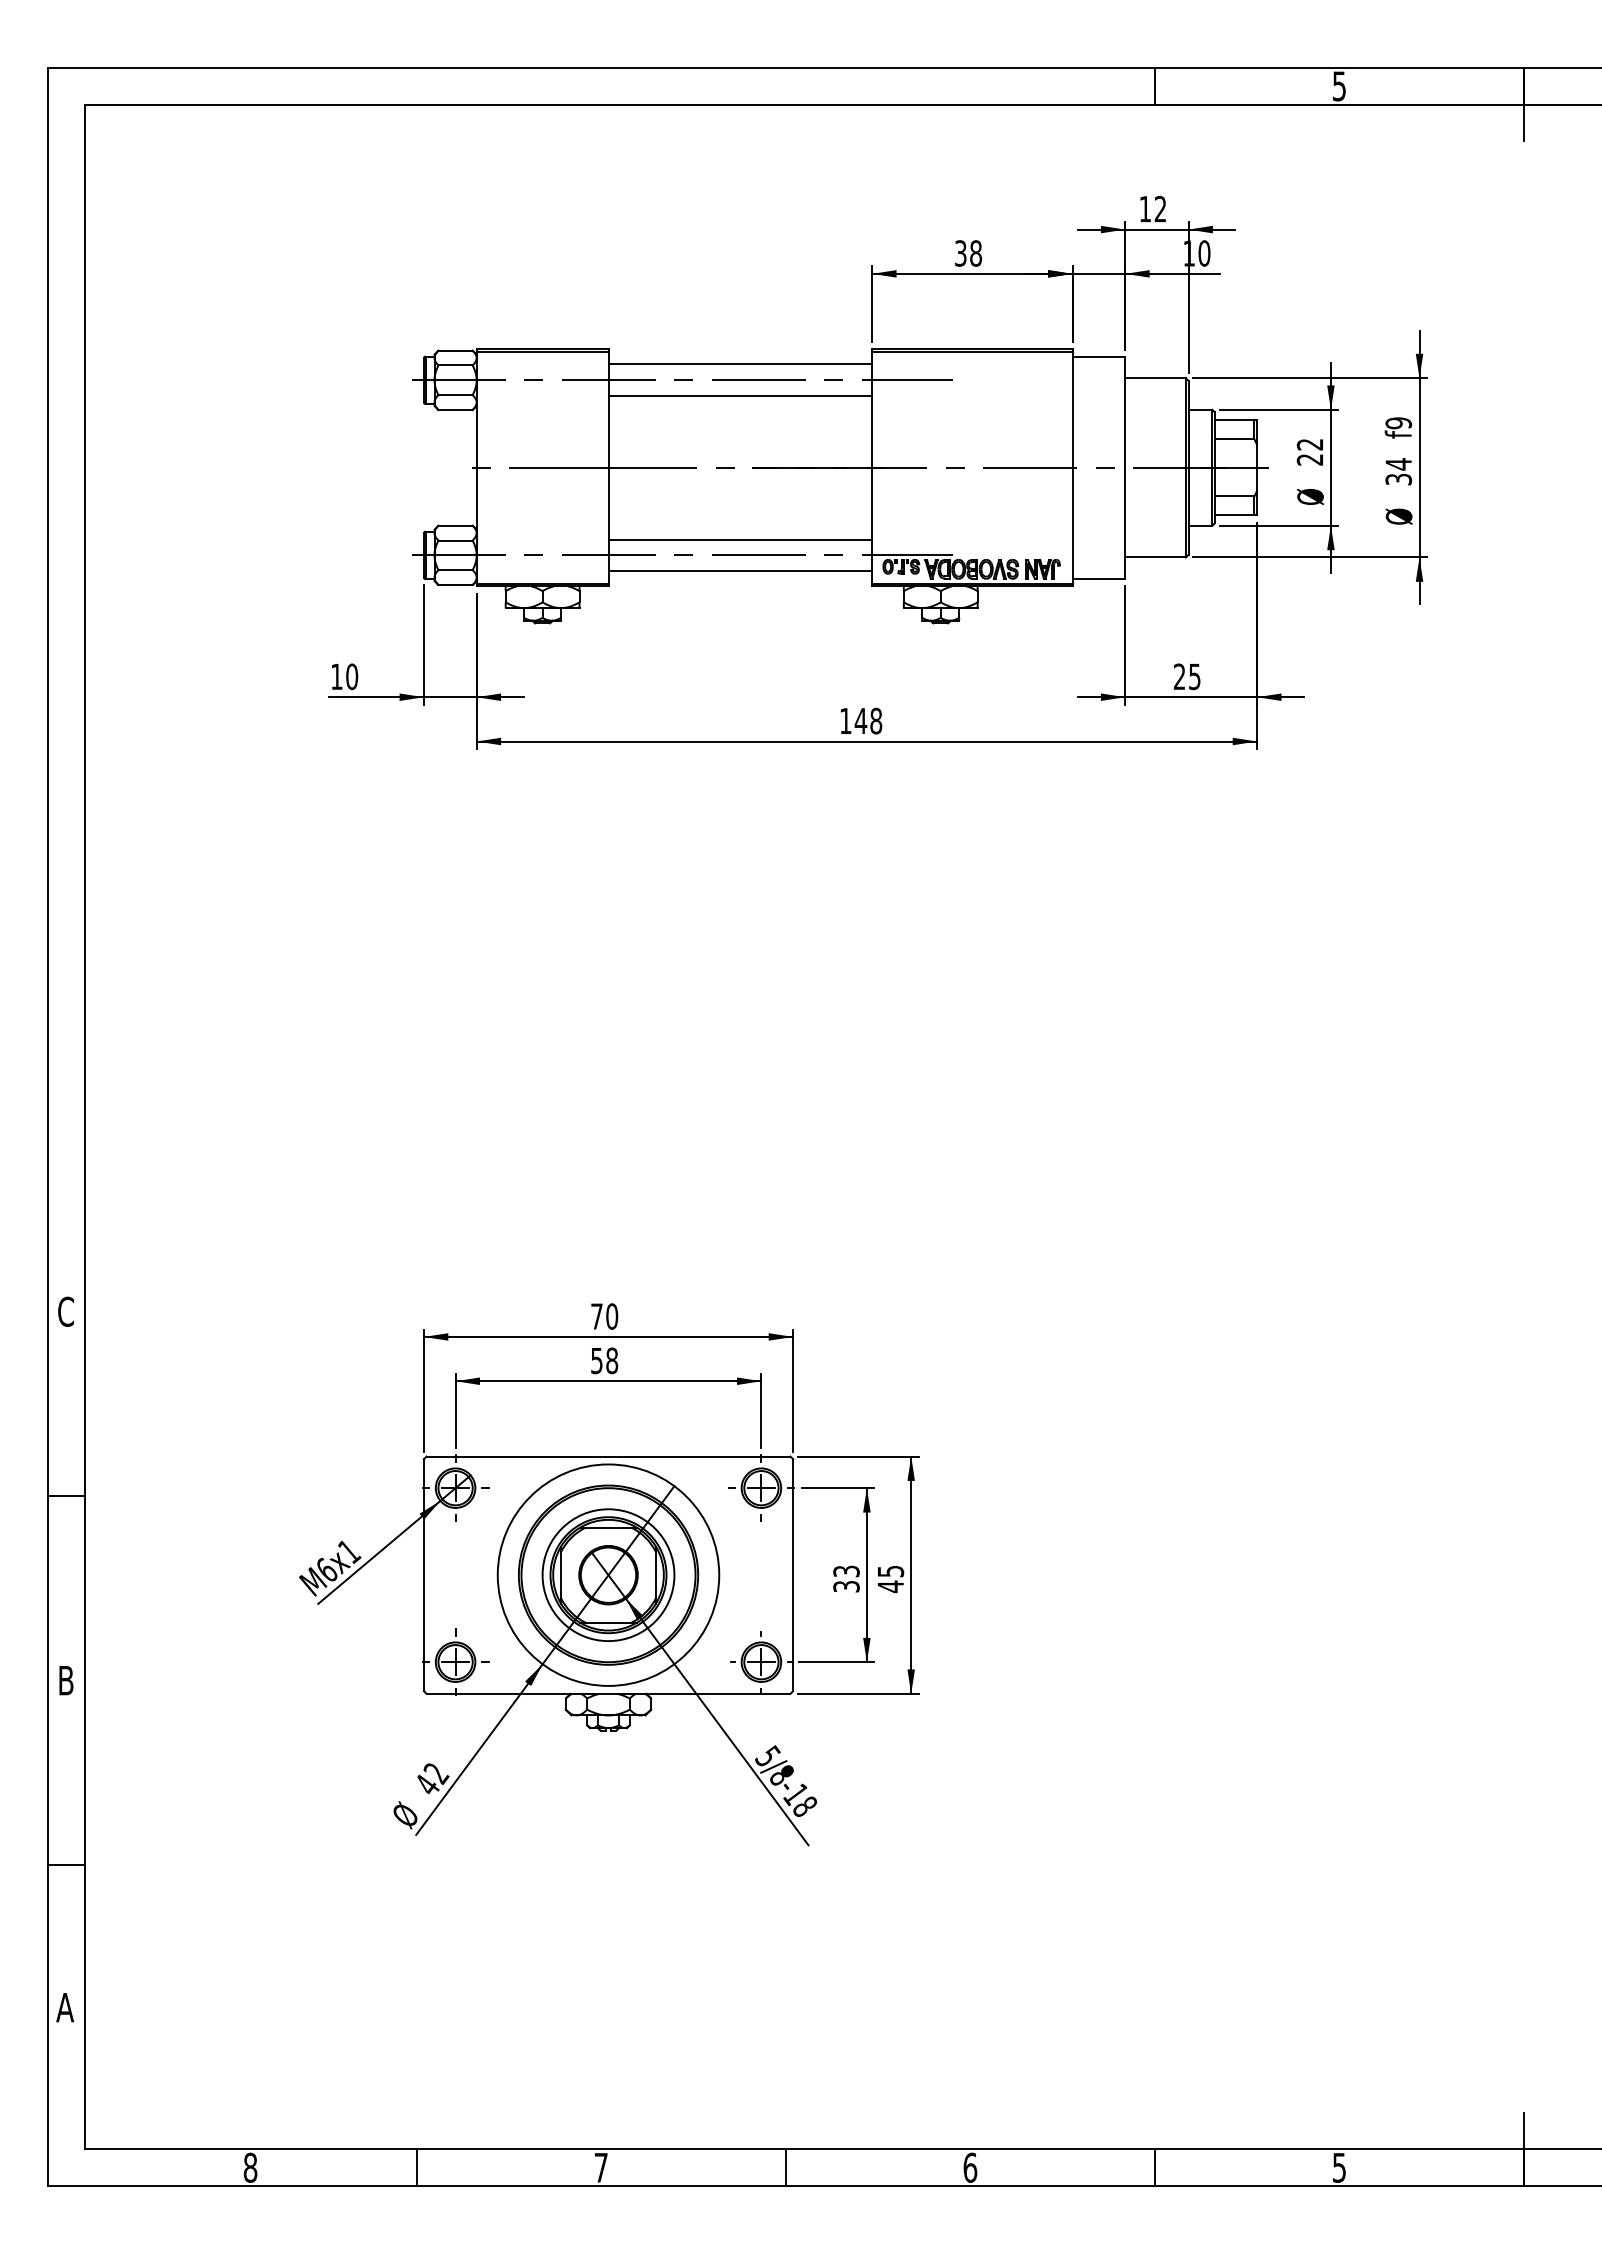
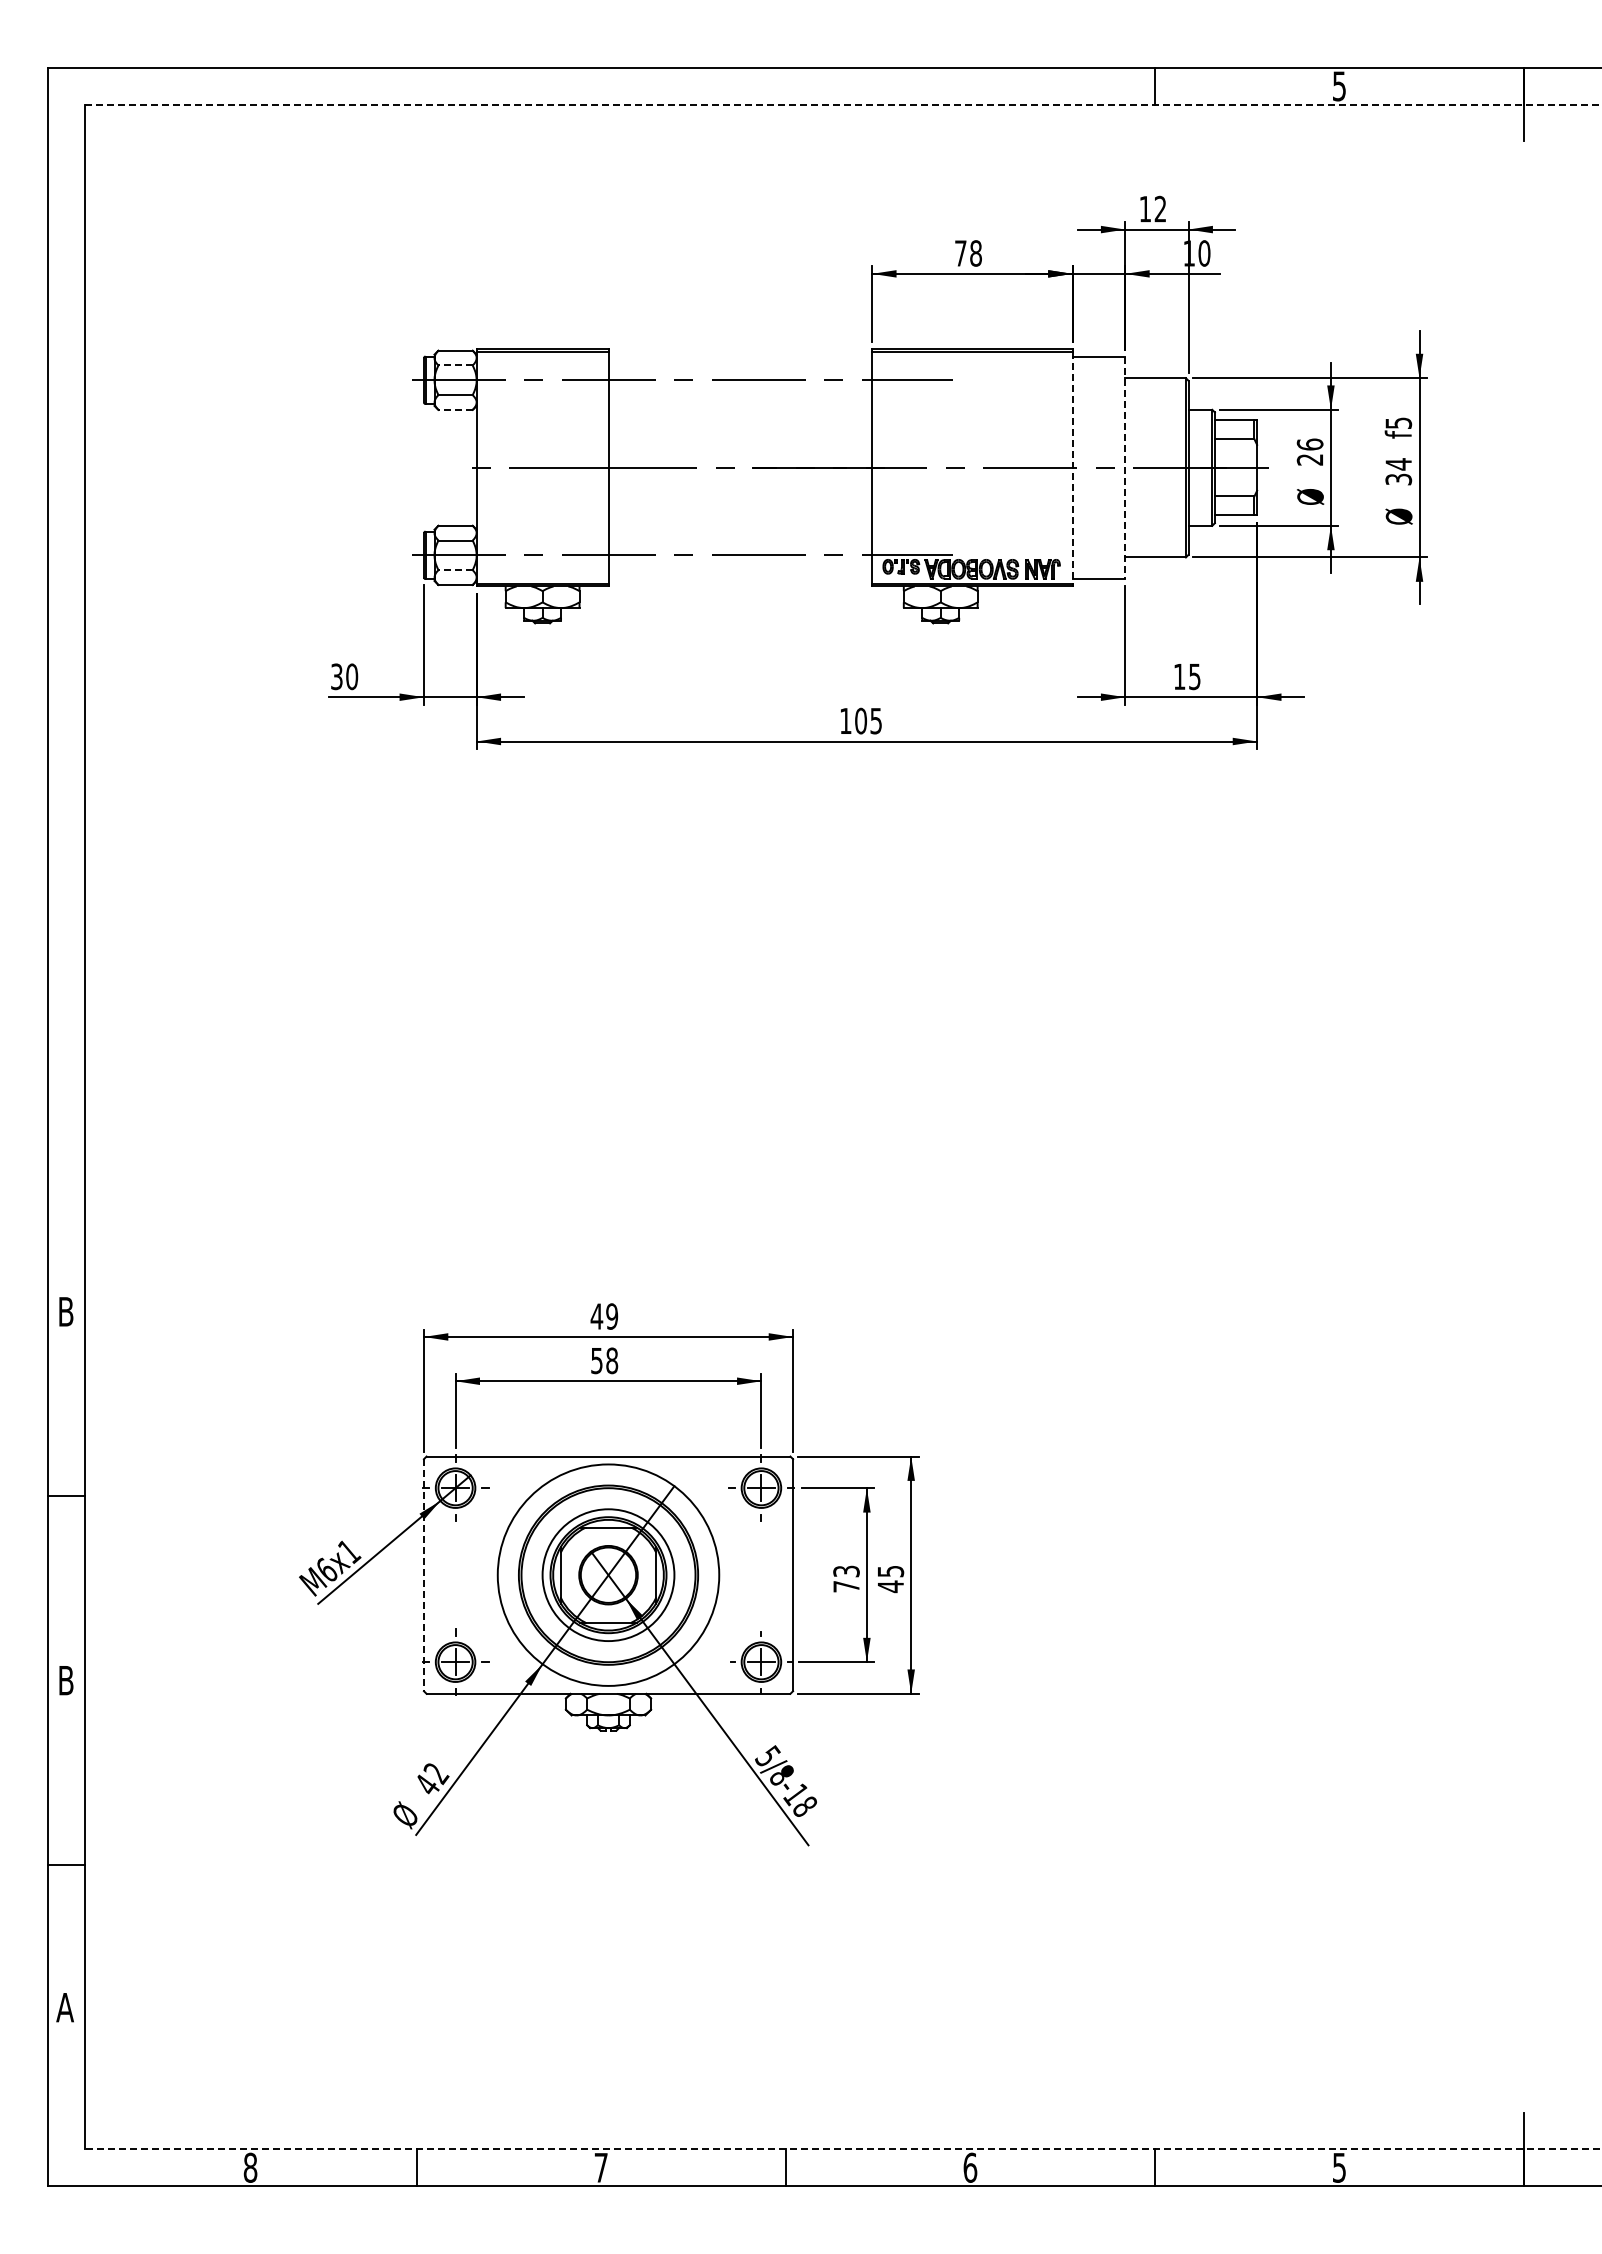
line: solid -> dashed (843, 104)
text: 38 -> 78 (960, 253)
line: present -> none (740, 364)
line: solid -> dashed (455, 365)
line: present -> none (740, 396)
line: solid -> dashed (455, 409)
text: f9 -> f5 (1398, 423)
text: 22 -> 26 (1309, 444)
line: solid -> dashed (1125, 467)
line: solid -> dashed (1072, 468)
line: present -> none (740, 539)
line: solid -> dashed (455, 570)
line: present -> none (740, 571)
text: 10 -> 30 (336, 676)
text: 25 -> 15 (1179, 676)
text: 148 -> 105 (868, 720)
text: C -> B (65, 1311)
text: 70 -> 49 (604, 1316)
line: solid -> dashed (423, 1575)
text: 33 -> 73 (846, 1586)
line: solid -> dashed (842, 2149)
